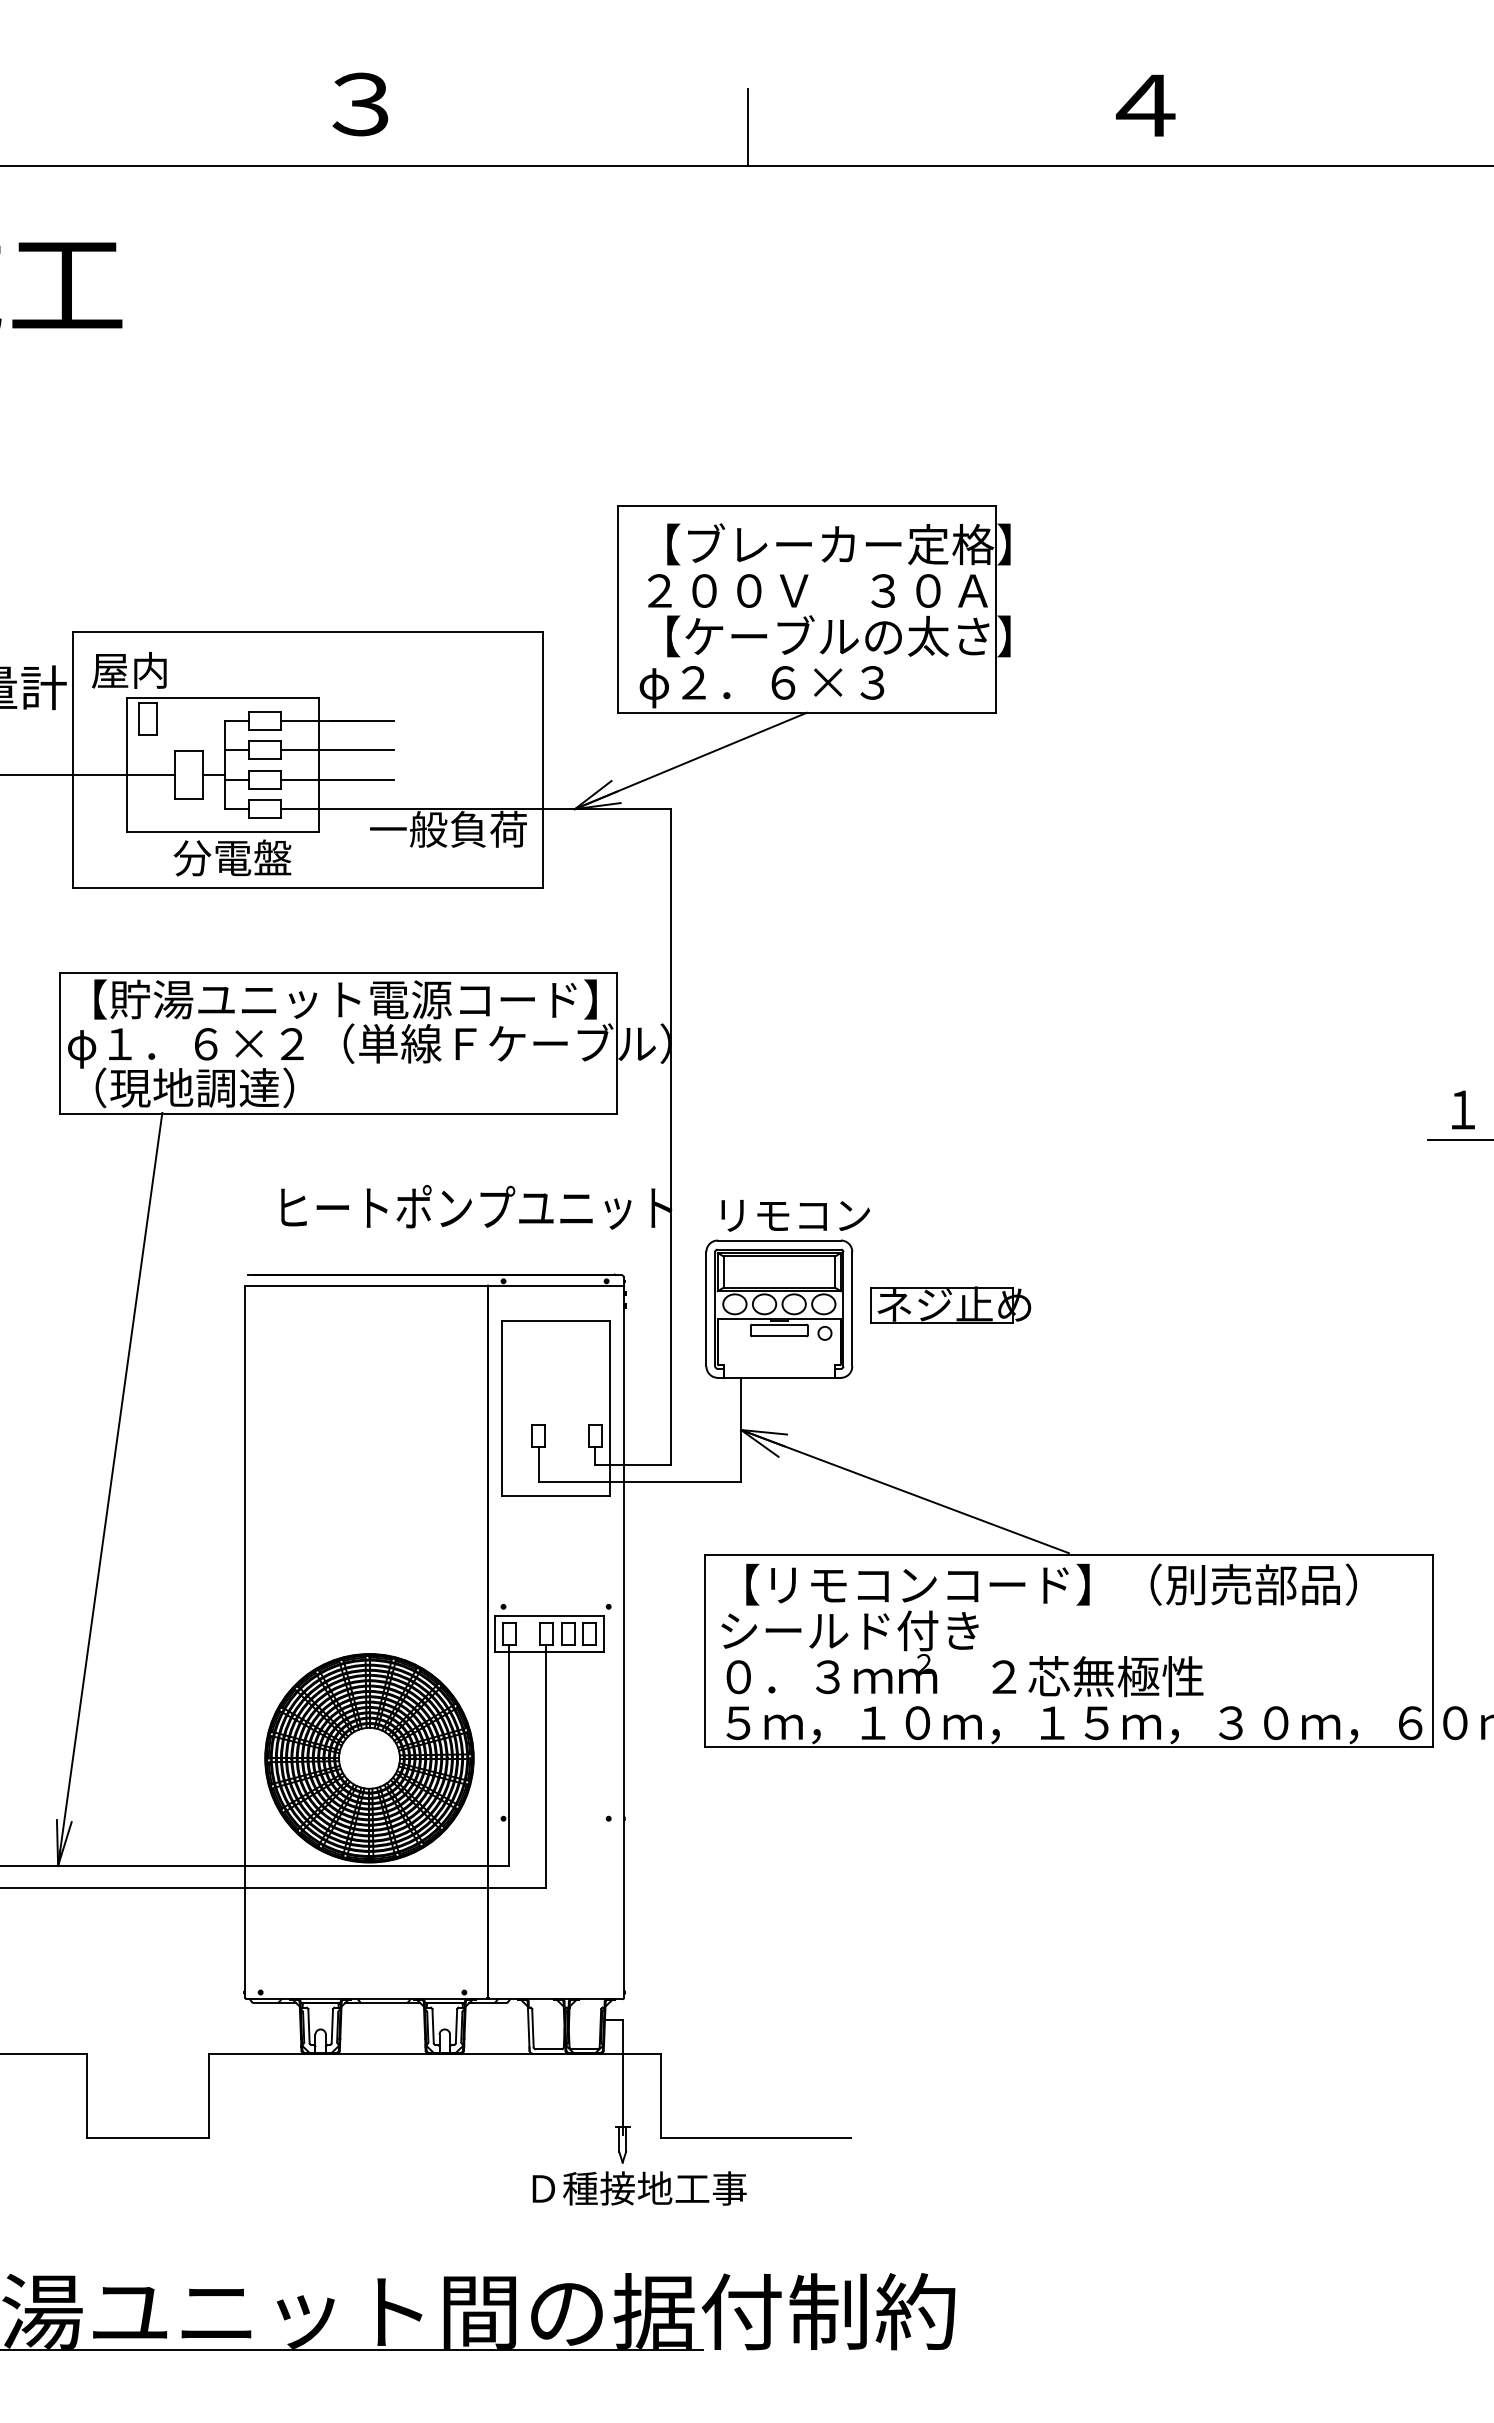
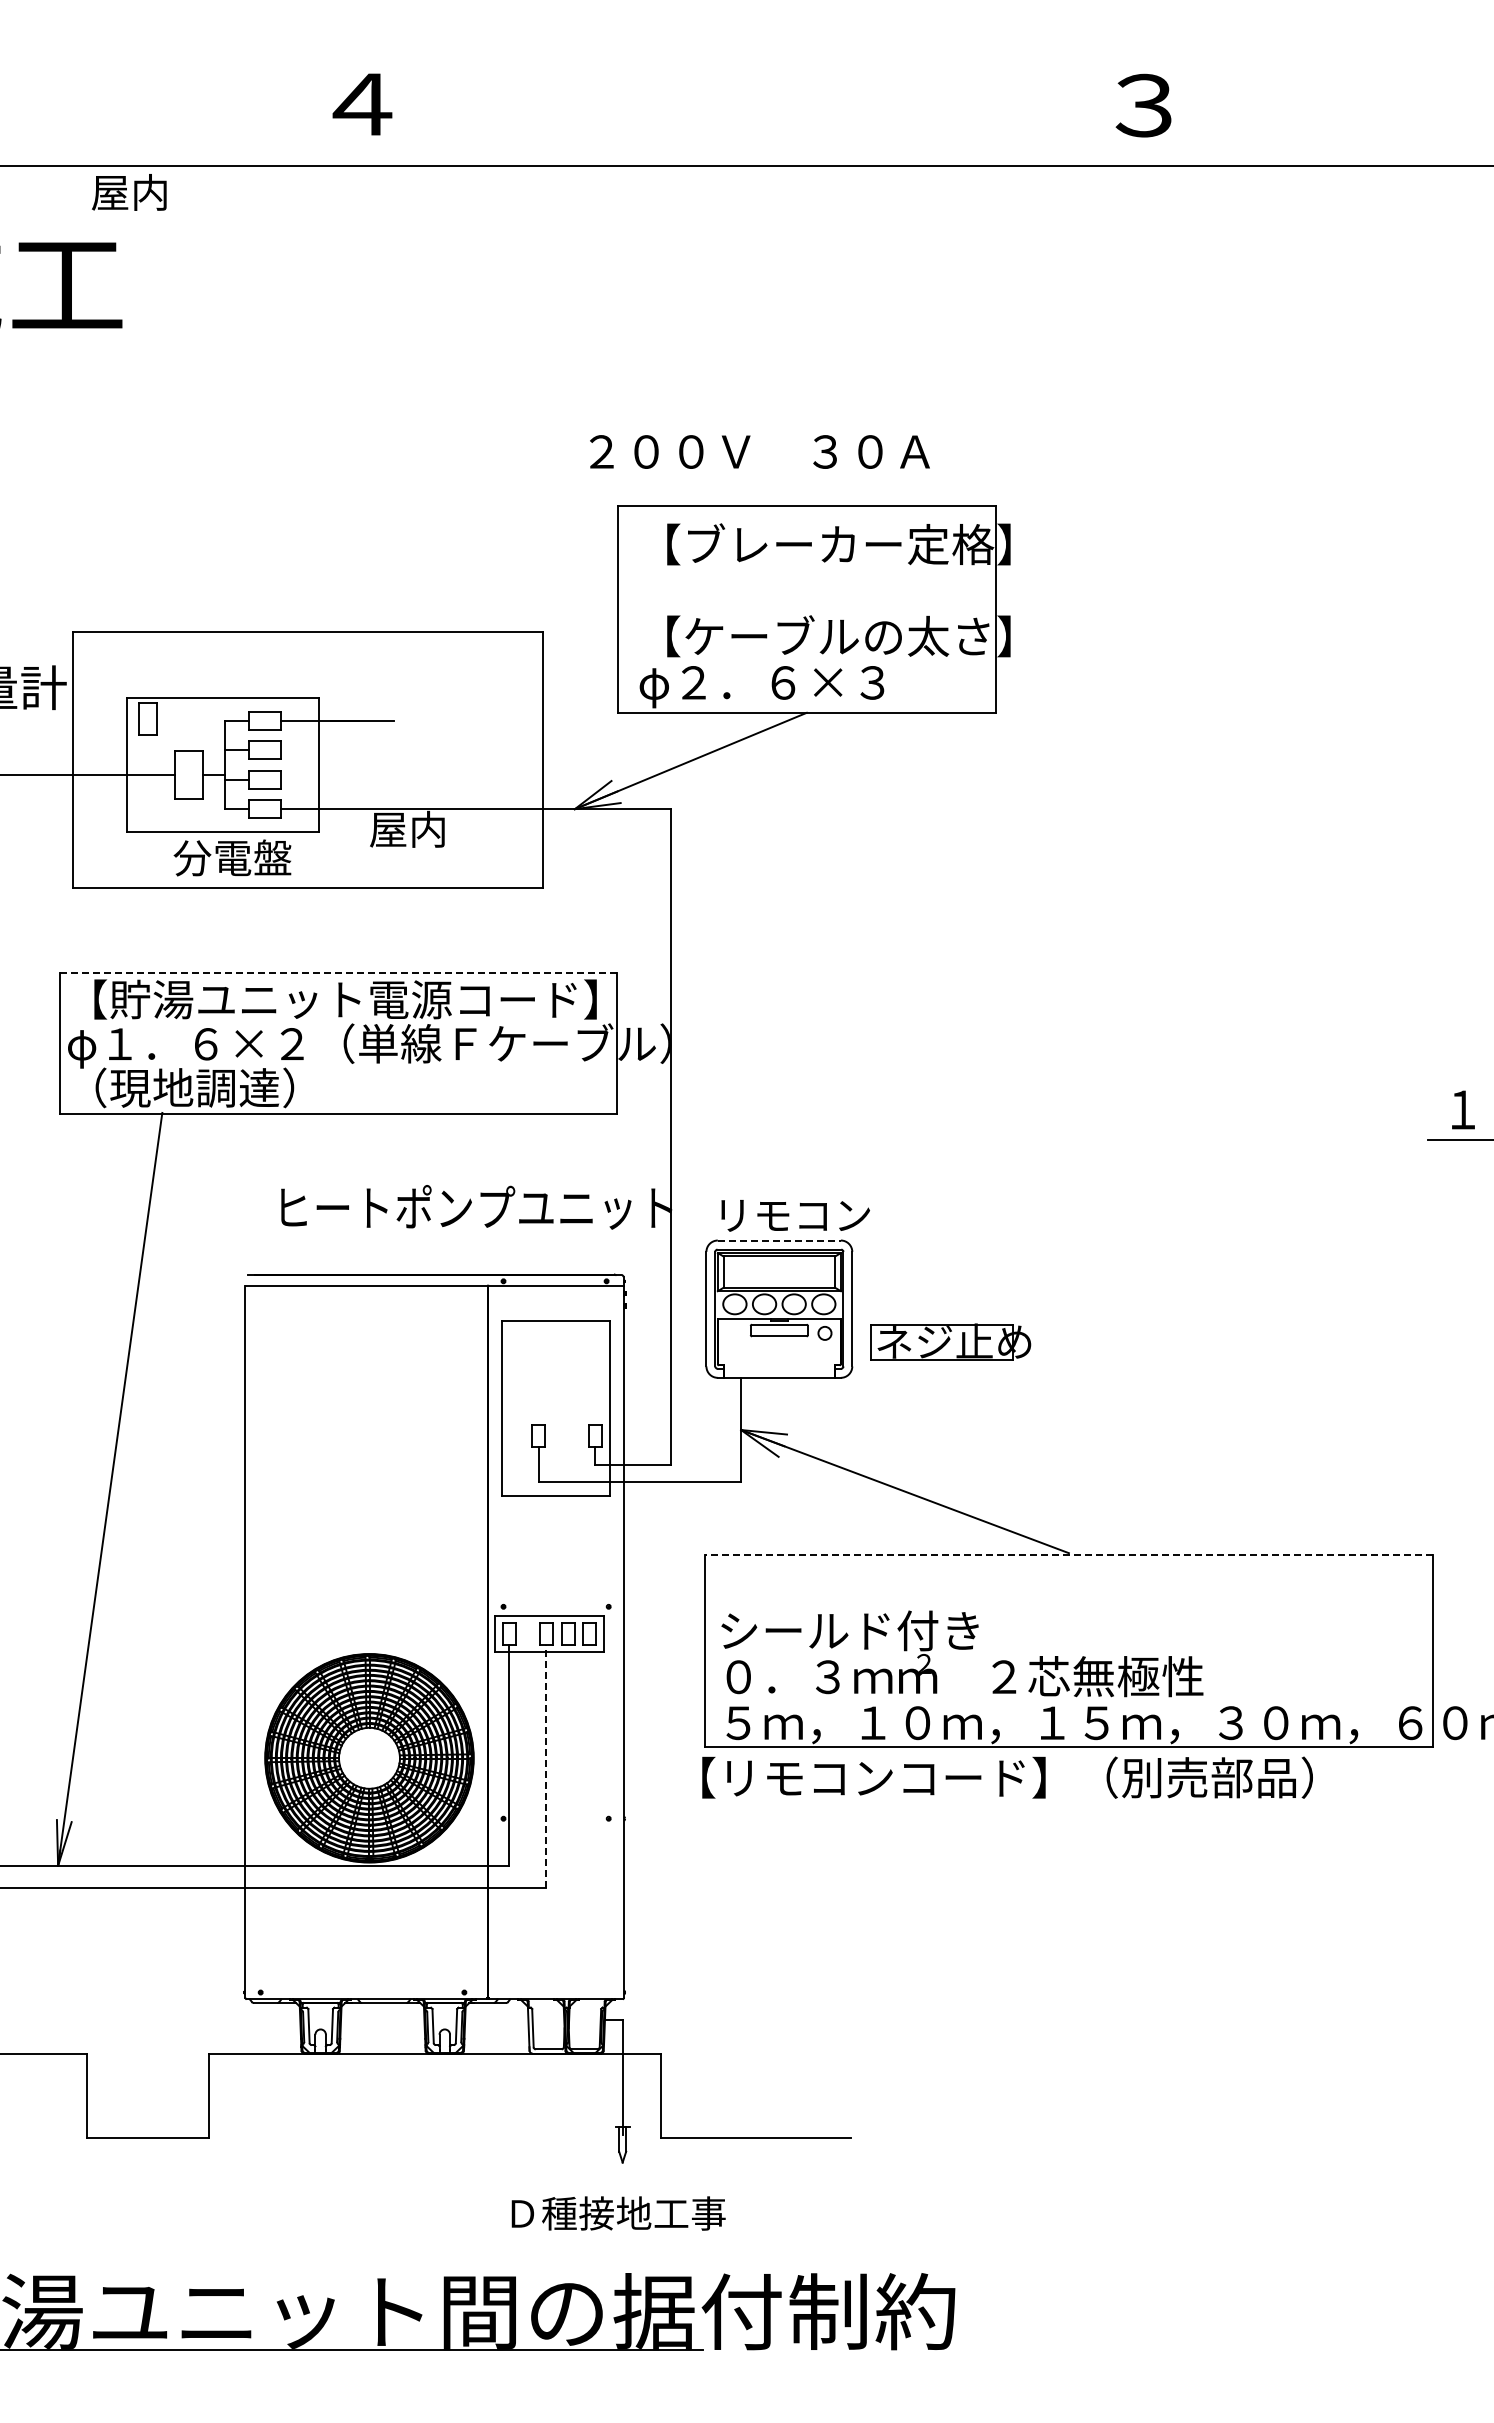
text: ３ -> ４ (362, 104)
text: ４ -> ３ (1145, 105)
line: present -> none (747, 127)
text position: (817, 590) -> (759, 451) (759, 451)
text position: (129, 670) -> (129, 192) (129, 192)
line: present -> none (337, 750)
line: present -> none (337, 779)
text: 一般負荷 -> 屋内 (448, 828)
line: solid -> dashed (337, 973)
line: solid -> dashed (779, 1240)
part position: (950, 1304) -> (950, 1341) (950, 1341)
line: solid -> dashed (1068, 1554)
text position: (1051, 1584) -> (1007, 1777) (1007, 1777)
line: solid -> dashed (546, 1765)
text position: (639, 2188) -> (618, 2213) (618, 2213)
